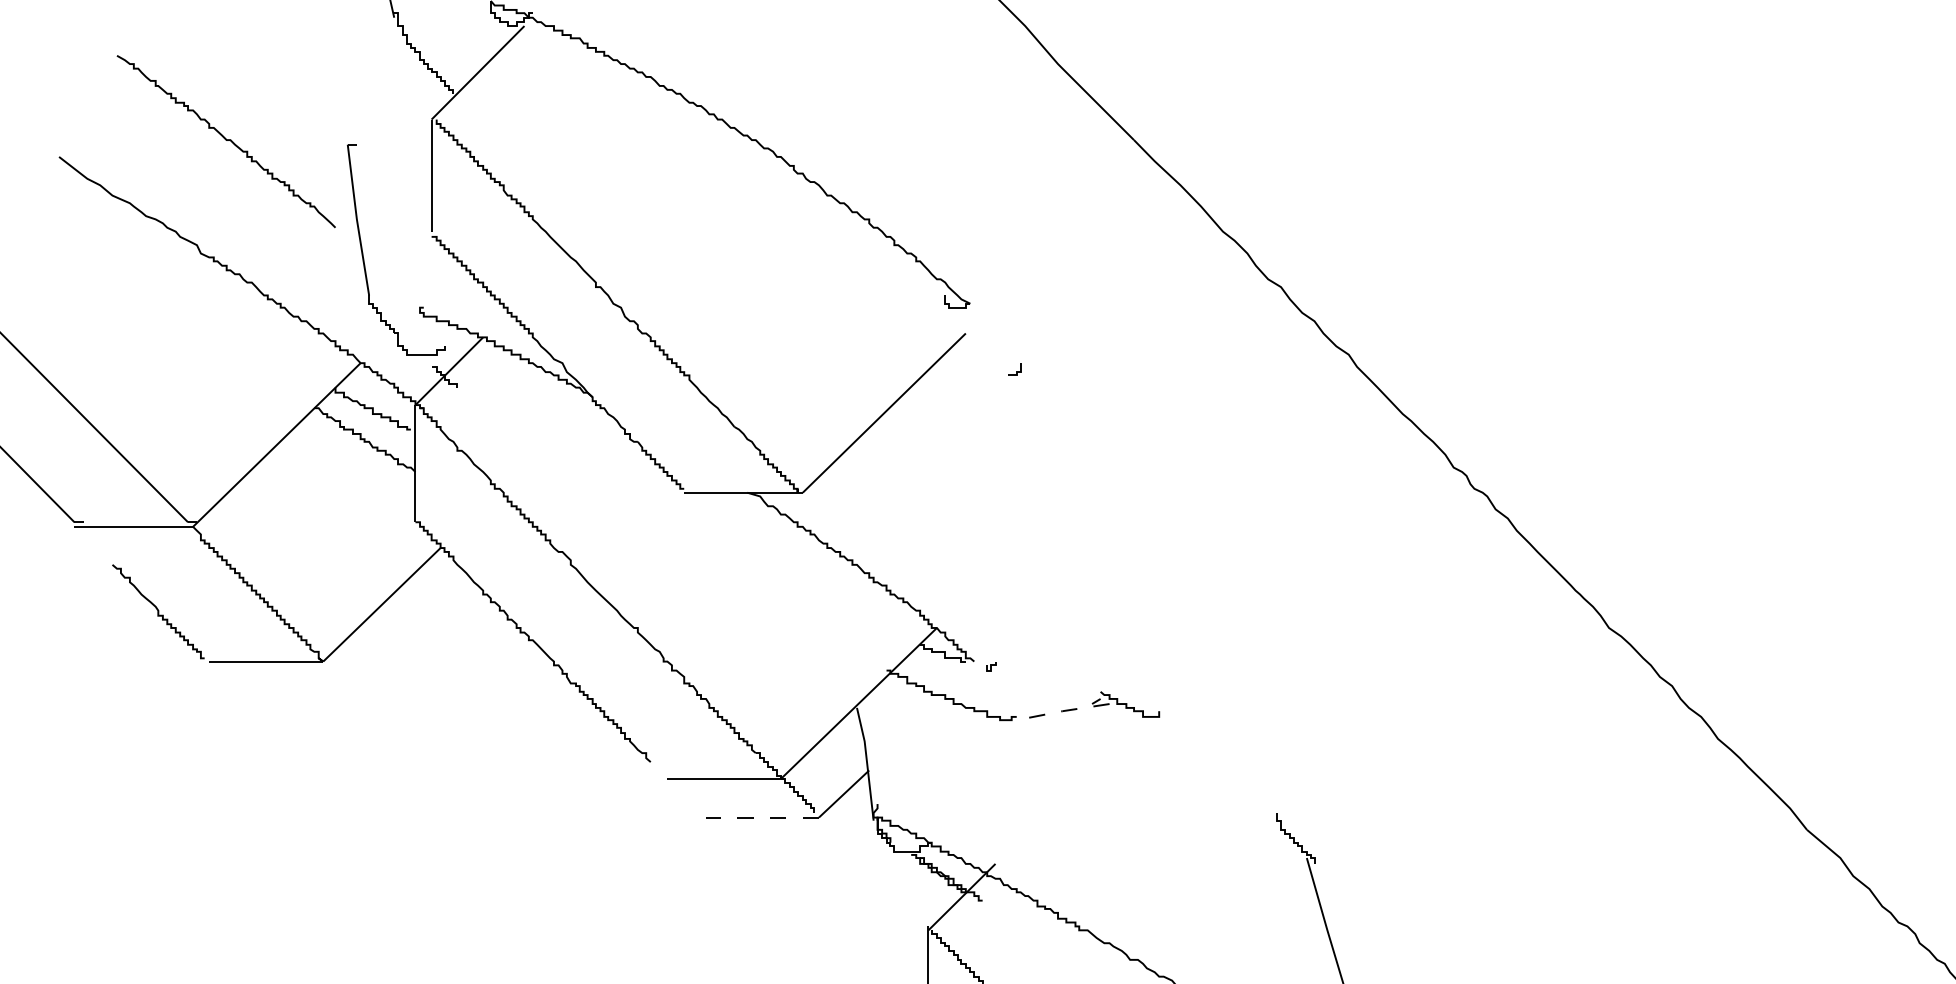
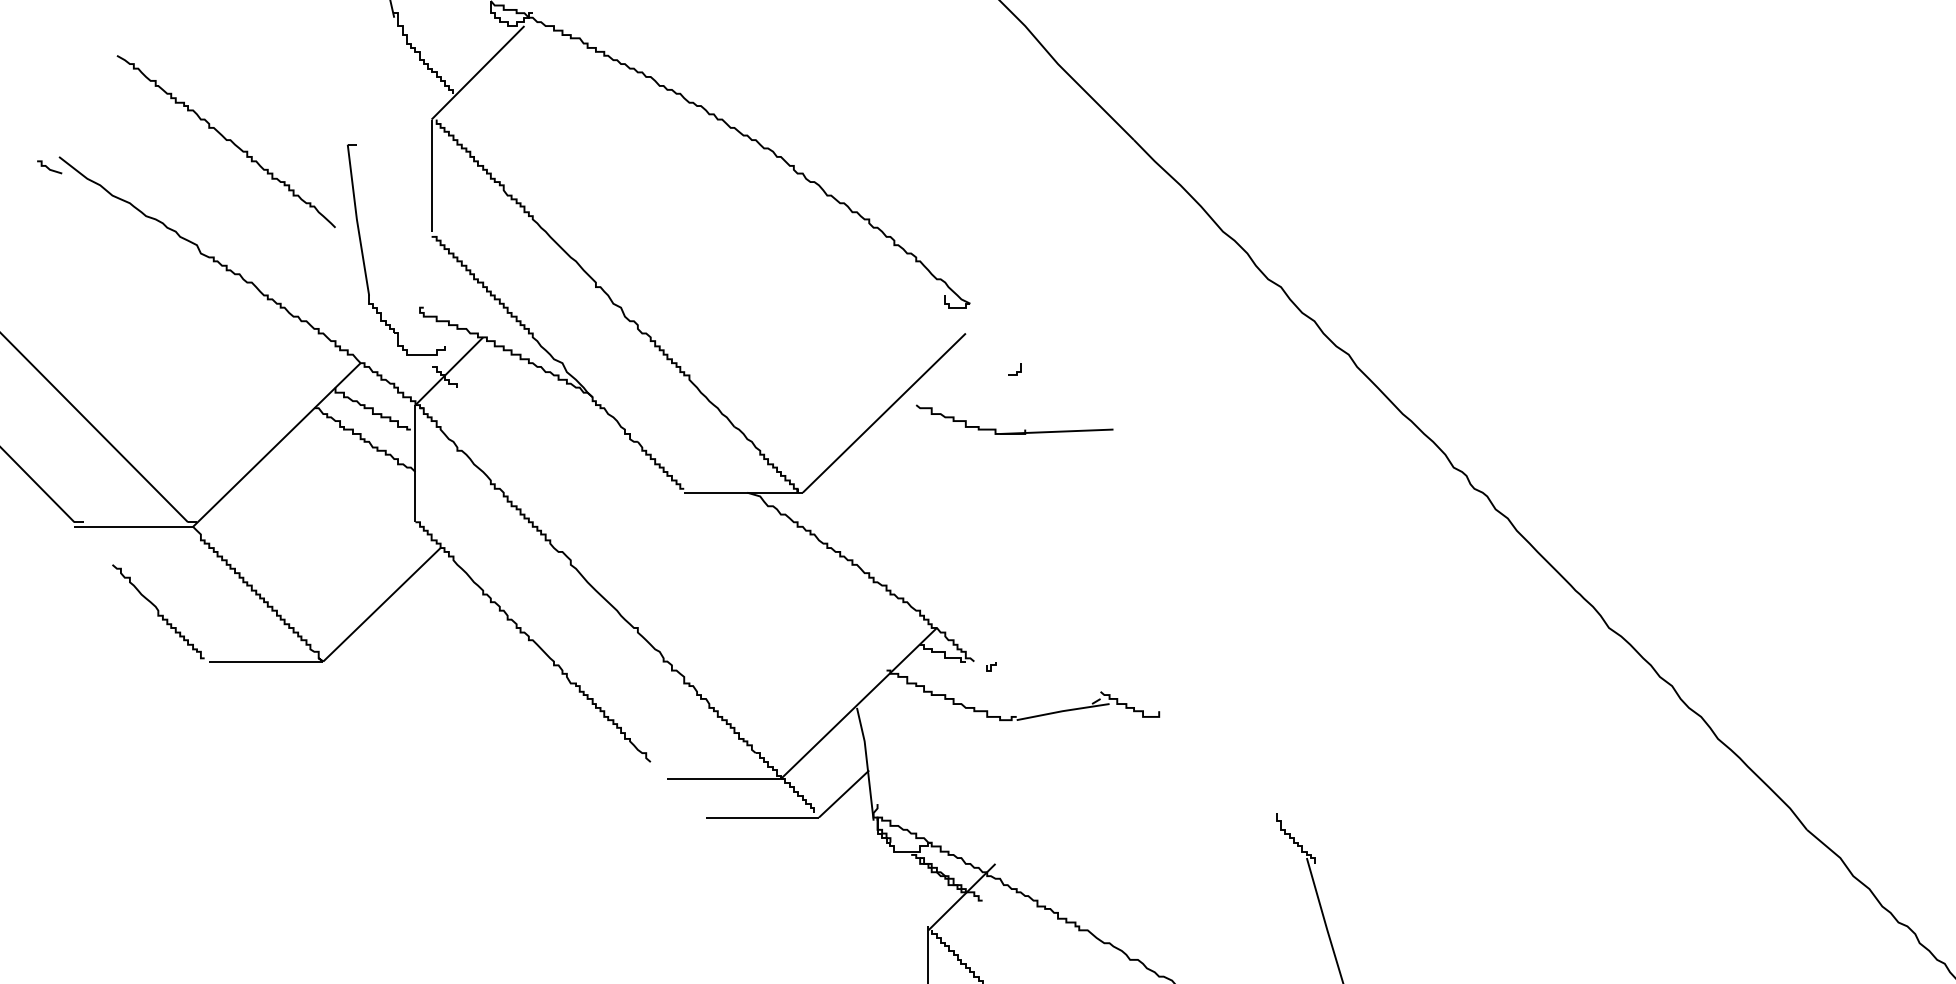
curve: none -> present (48, 167)
part: none -> present (1014, 432)
line: dashed -> solid (1062, 711)
line: dashed -> solid (762, 817)
